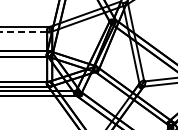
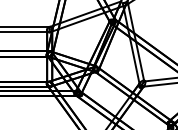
line: dashed -> solid (23, 32)
